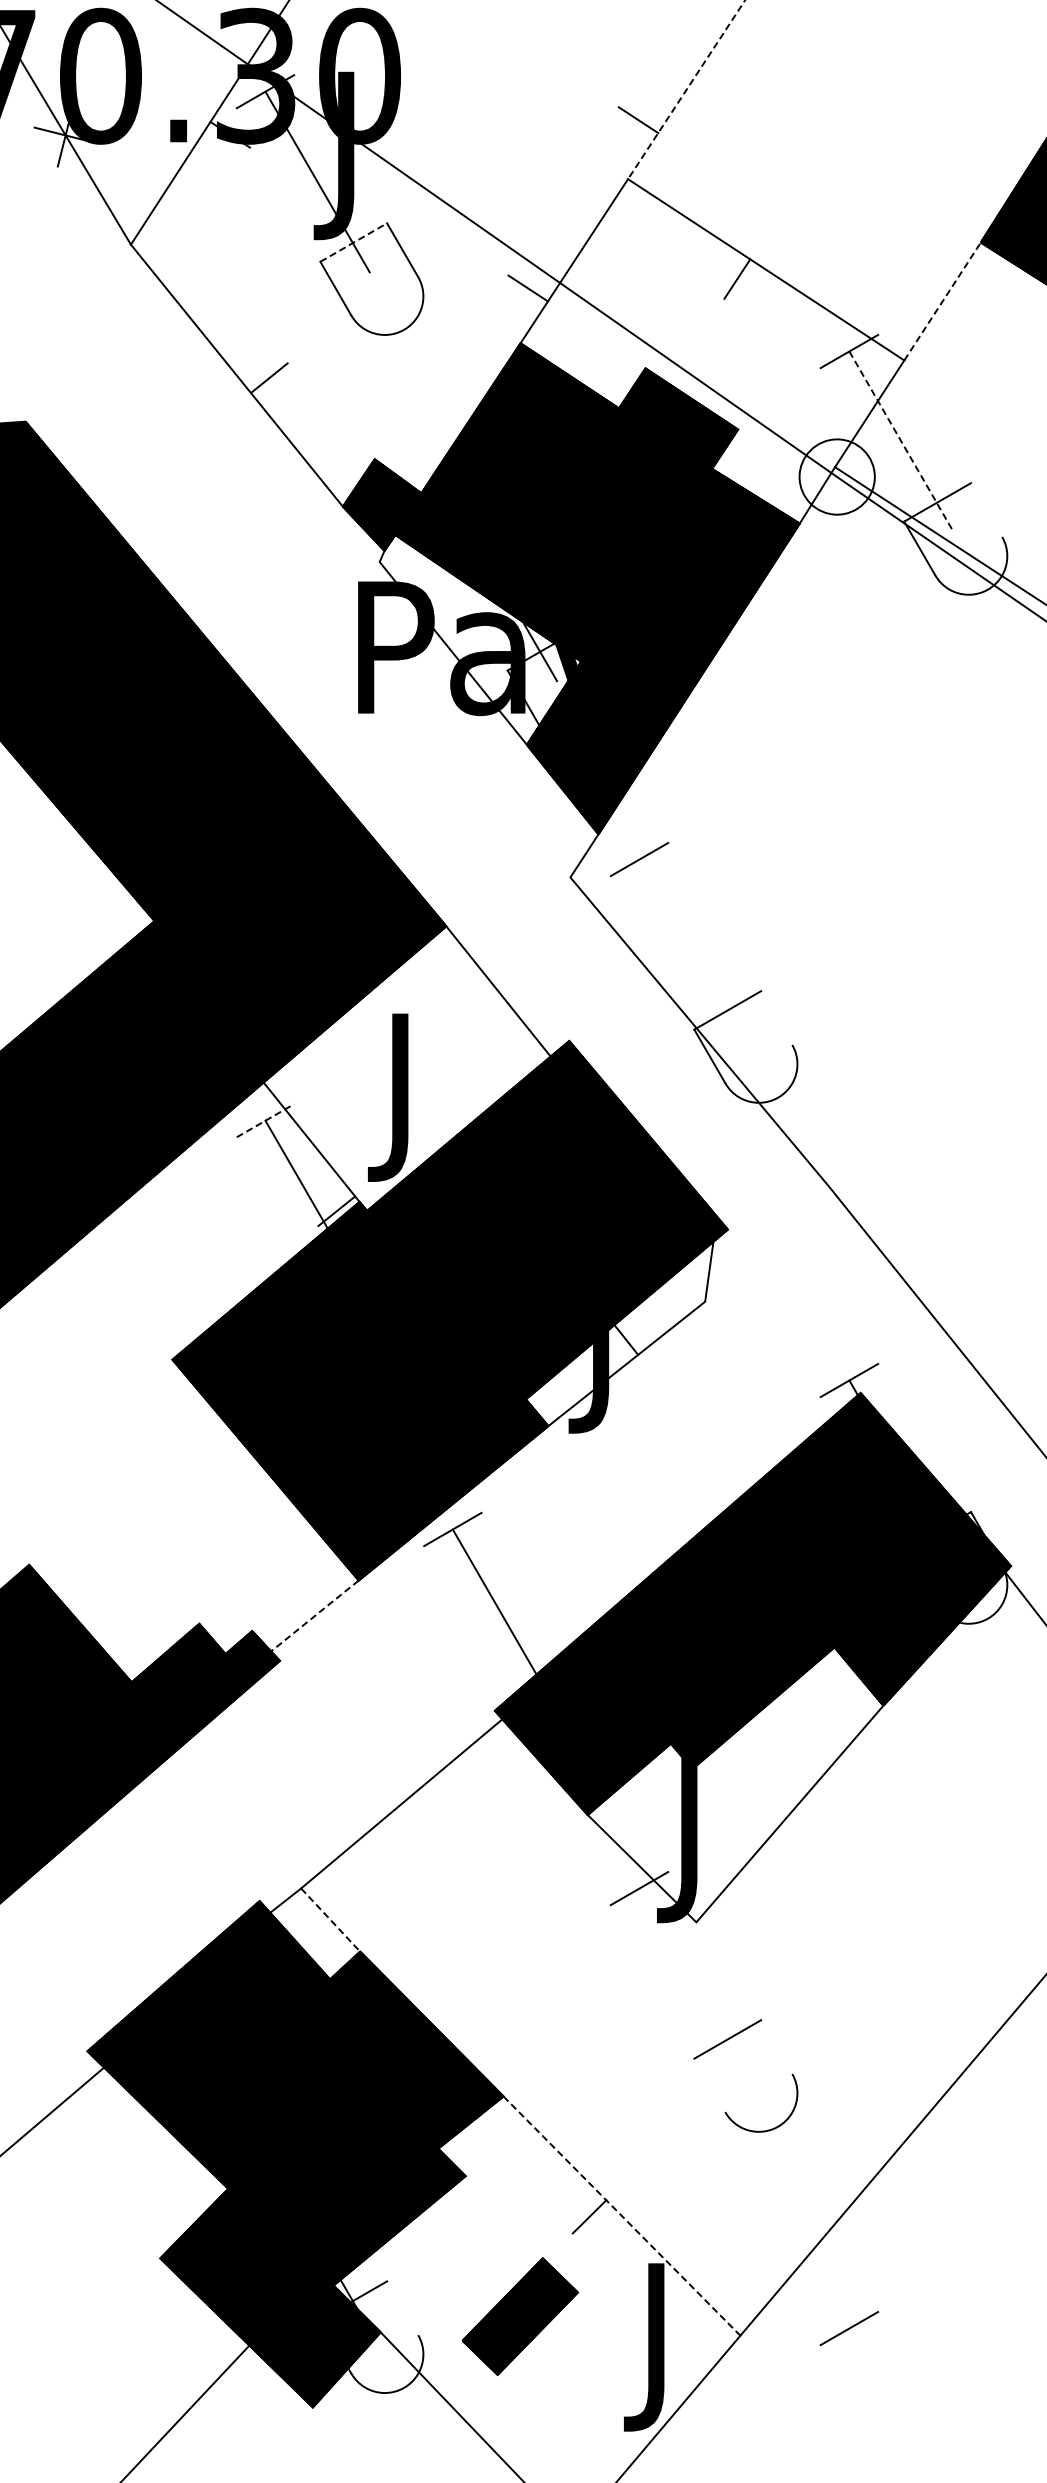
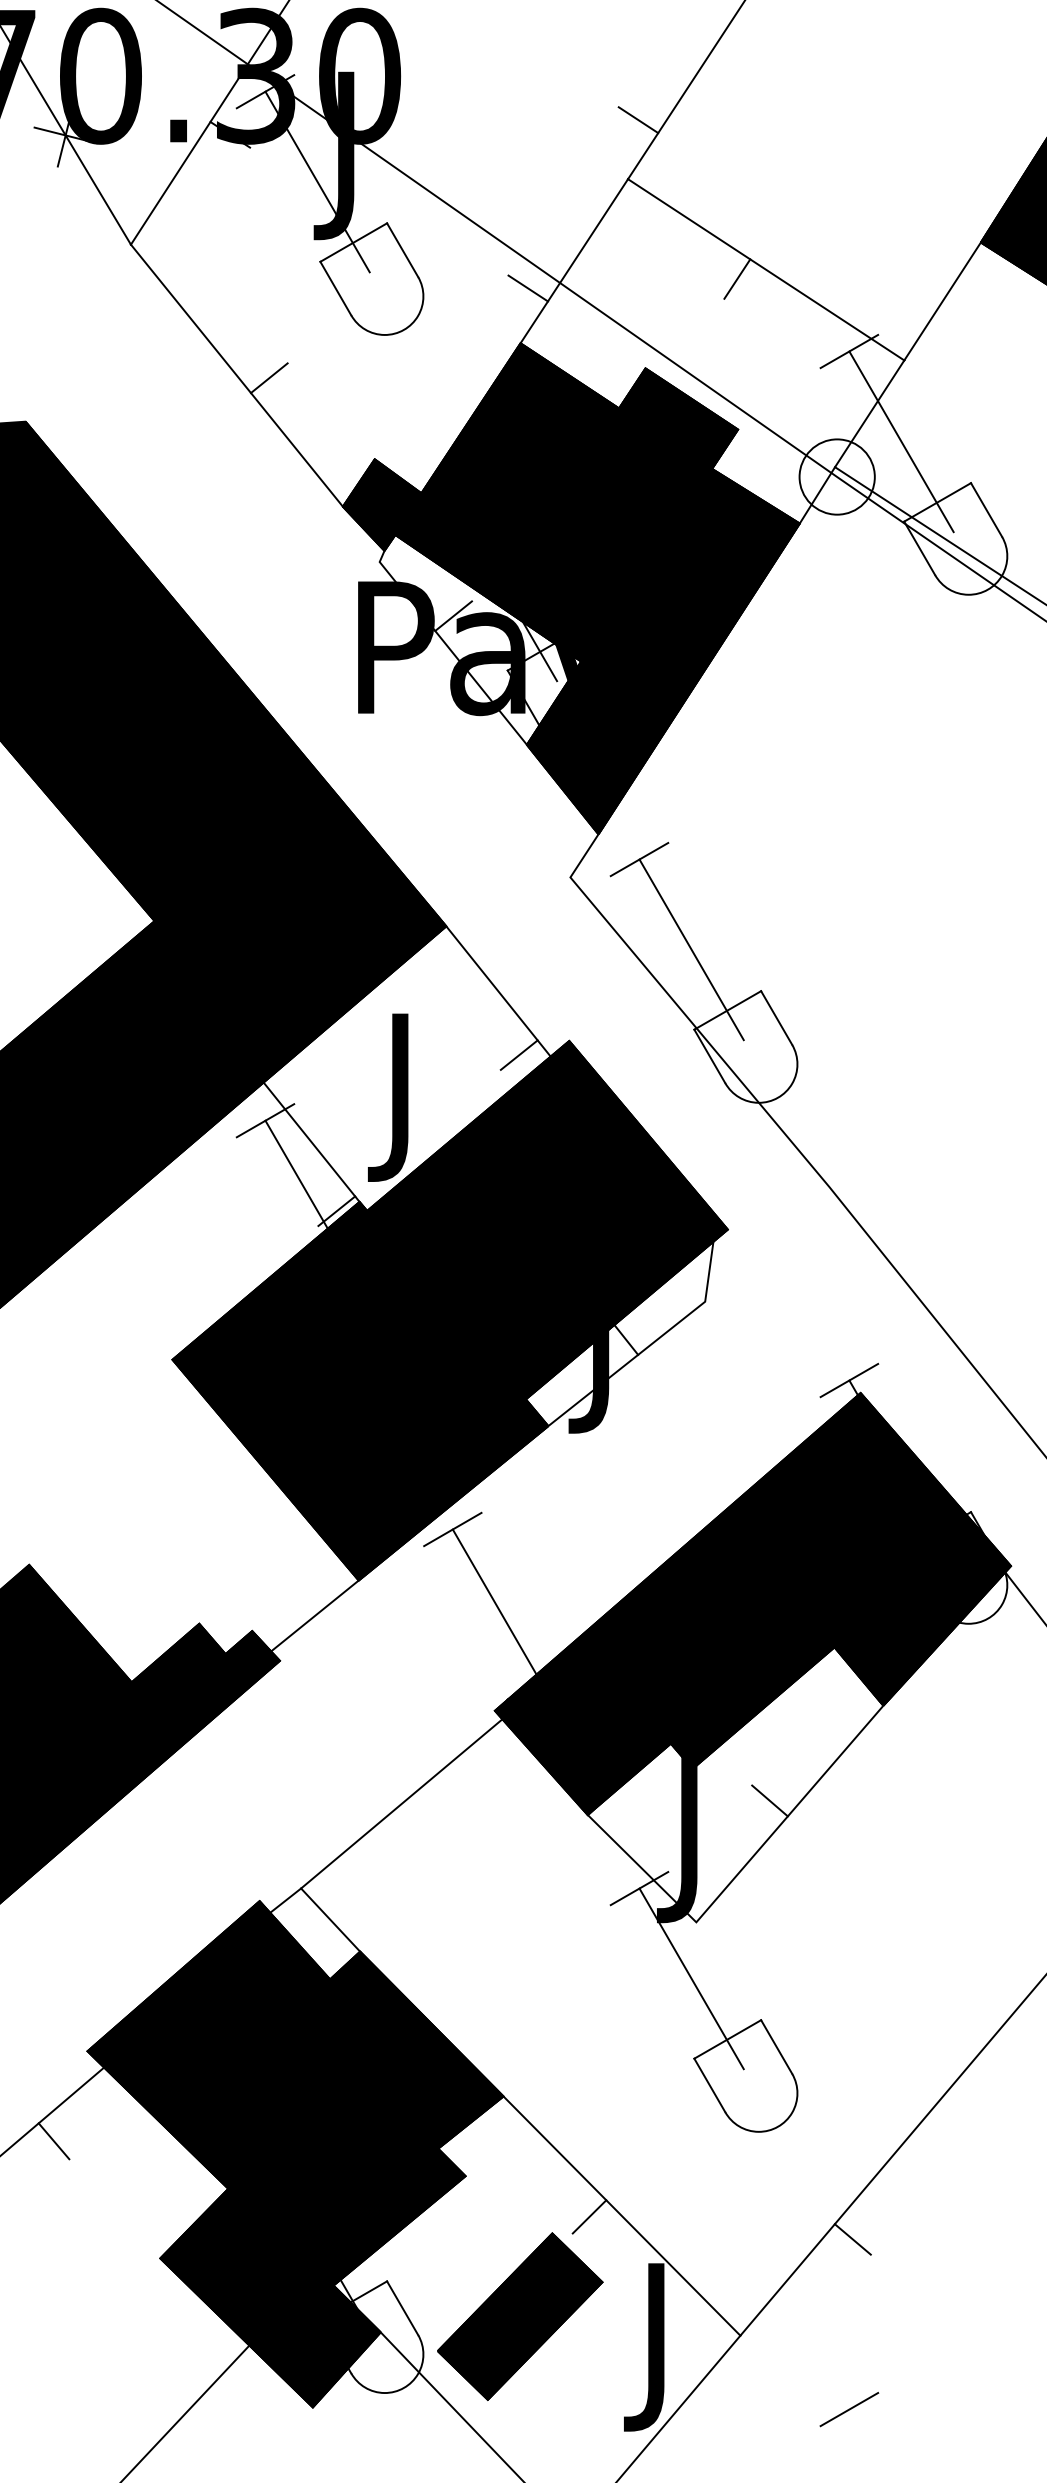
line: dashed -> solid (686, 89)
line: dashed -> solid (354, 242)
line: dashed -> solid (942, 301)
line: dashed -> solid (901, 442)
line: none -> present (986, 509)
line: none -> present (453, 615)
line: none -> present (691, 949)
line: none -> present (776, 1017)
line: none -> present (518, 1054)
line: dashed -> solid (265, 1120)
line: dashed -> solid (314, 1616)
line: none -> present (769, 1800)
line: dashed -> solid (330, 1920)
line: none -> present (691, 1978)
line: none -> present (776, 2046)
line: none -> present (709, 2085)
line: none -> present (53, 2141)
line: dashed -> solid (622, 2216)
line: none -> present (852, 2239)
line: none -> present (402, 2308)
part size: 117x119 px -> 167x169 px (520, 2316)
line position: (849, 2328) -> (849, 2409) (849, 2409)
